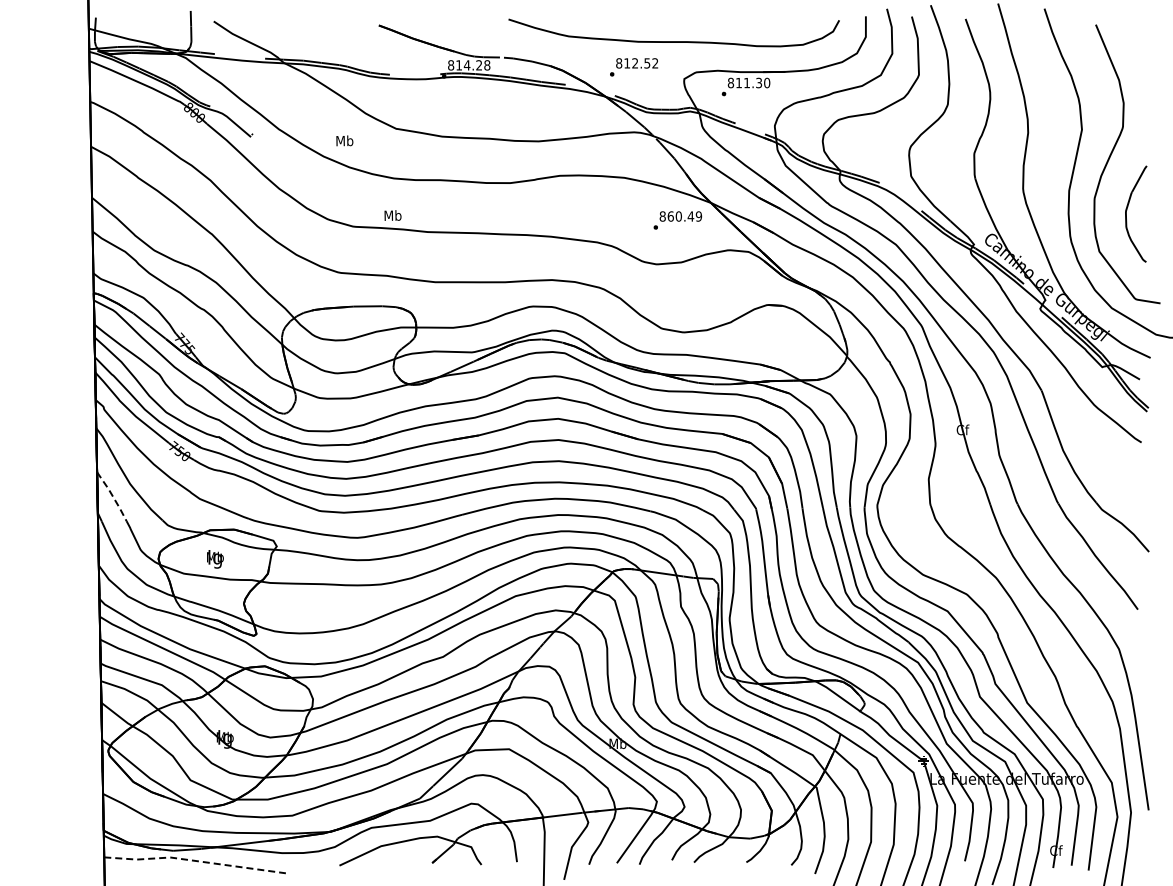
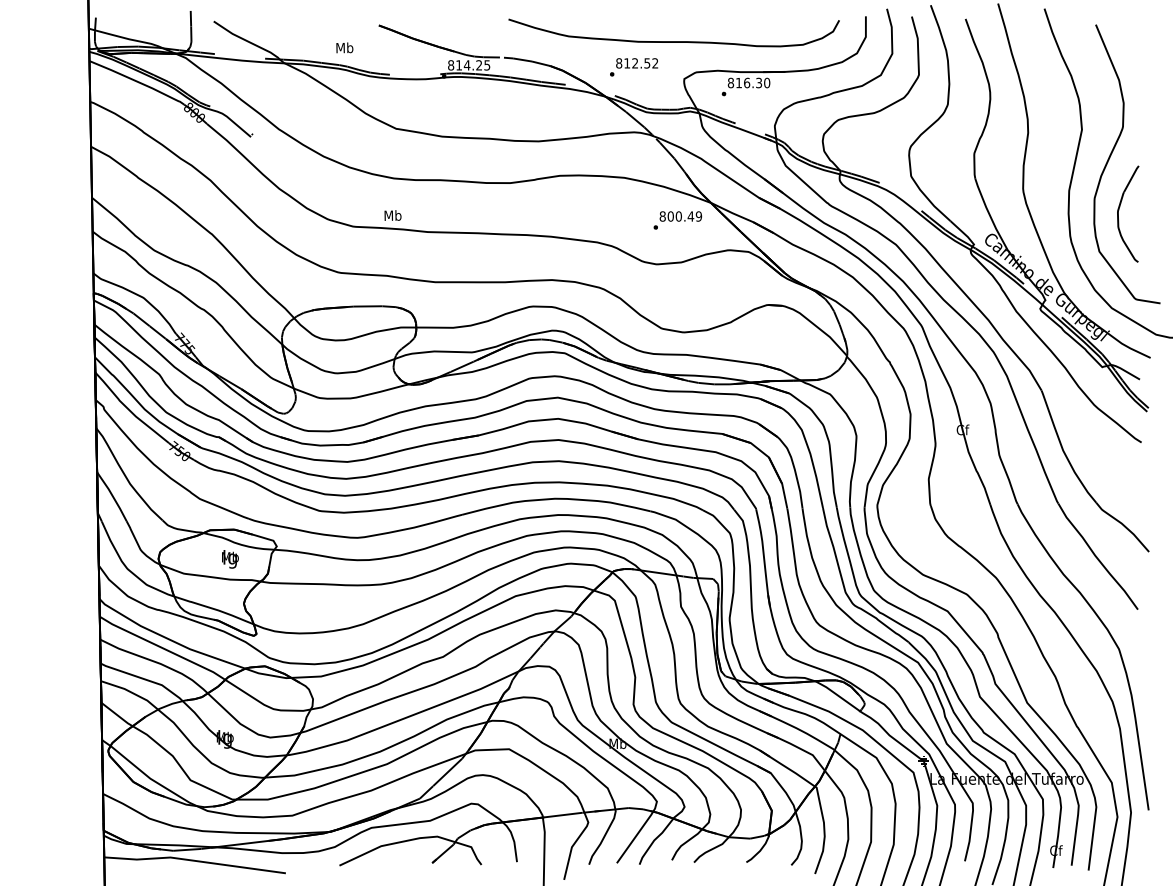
text: 814.28 -> 814.25 (487, 65)
text: 811.30 -> 816.30 (747, 82)
text position: (344, 140) -> (344, 47) (344, 47)
part position: (1127, 210) -> (1119, 210) (1119, 210)
text: 860.49 -> 800.49 (670, 216)
line: dashed -> solid (113, 496)
text position: (215, 559) -> (230, 559) (230, 559)
line: dashed -> solid (194, 860)
